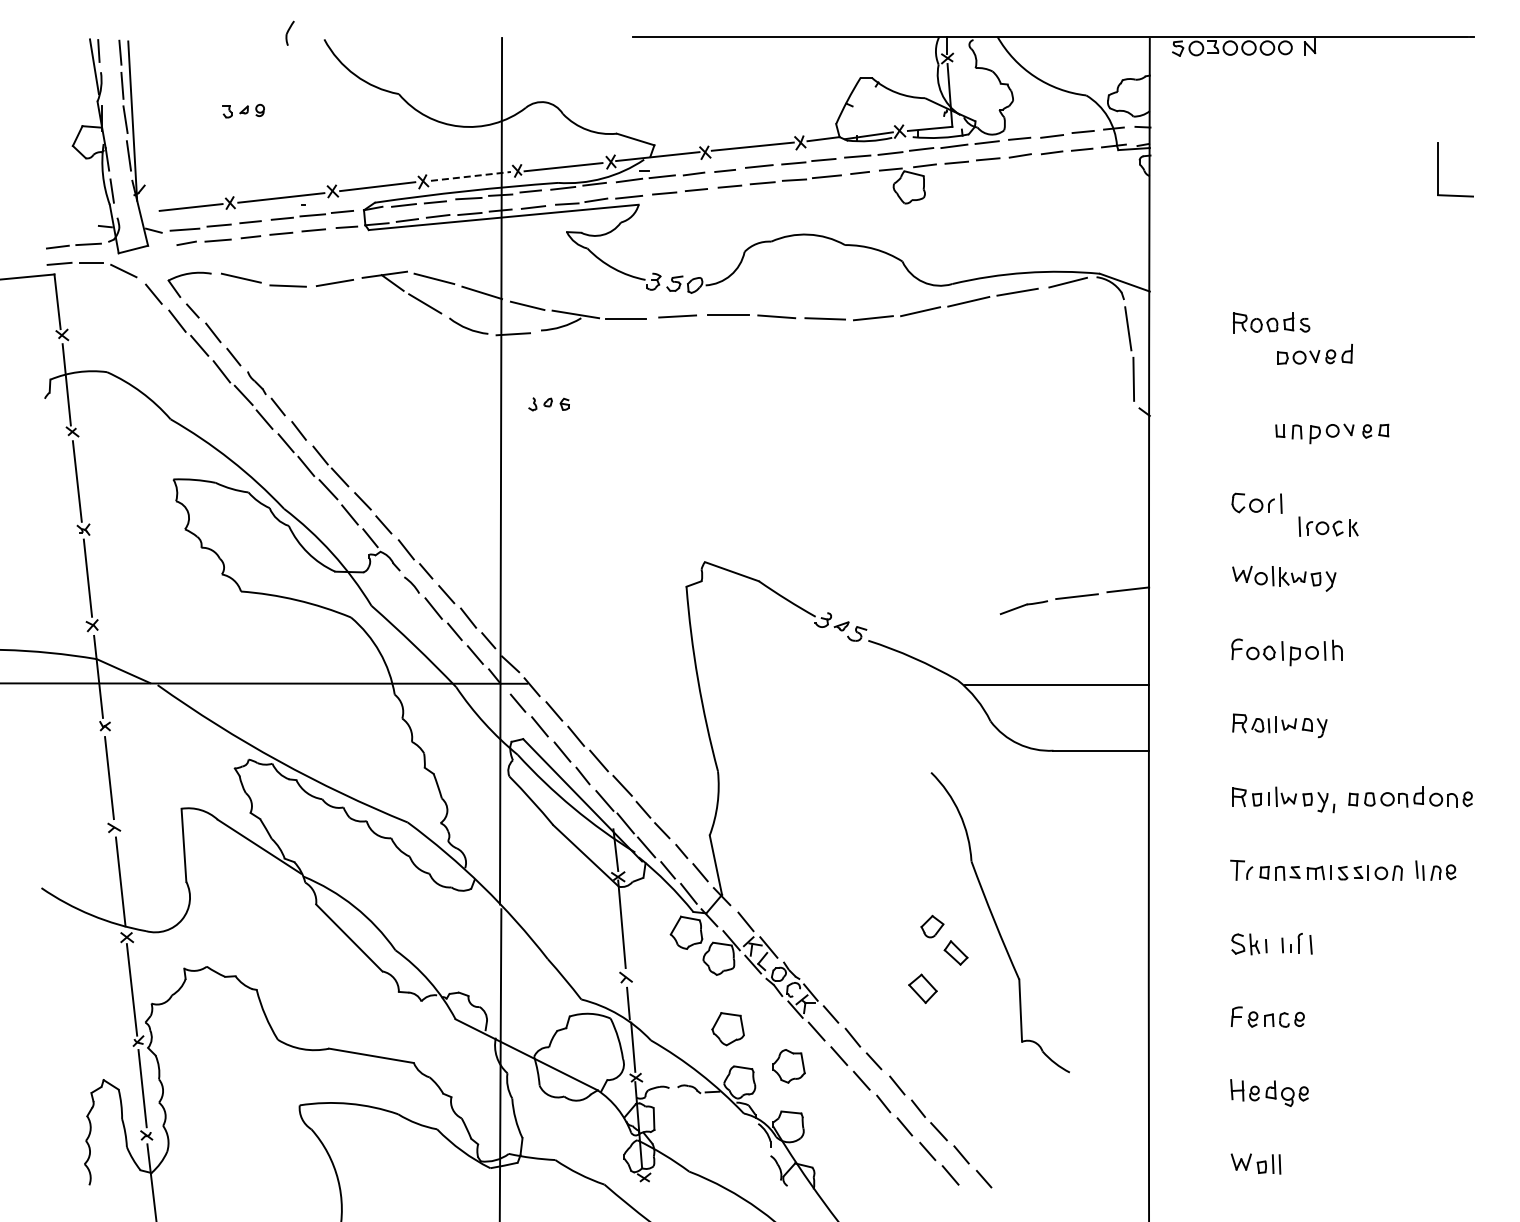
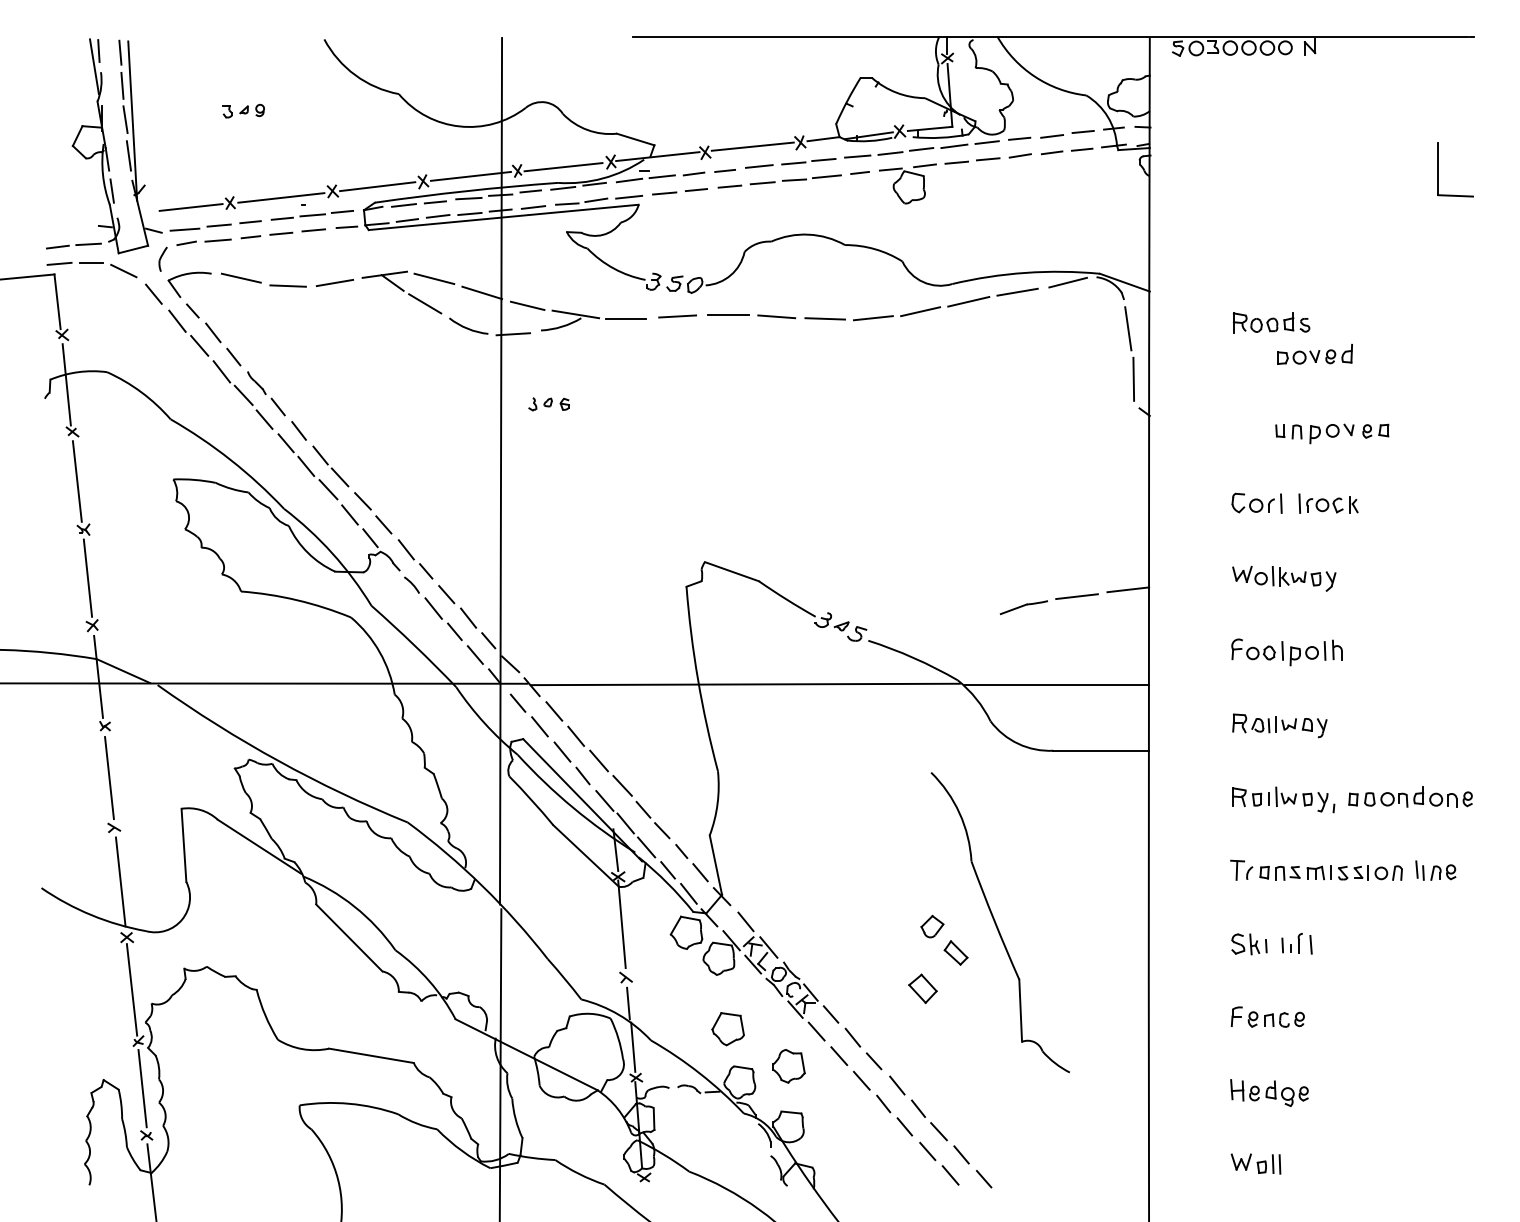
part position: (289, 32) -> (162, 258) (162, 258)
line: dashed -> solid (471, 176)
part position: (1328, 526) -> (1328, 503) (1328, 503)
line: none -> present (744, 684)
